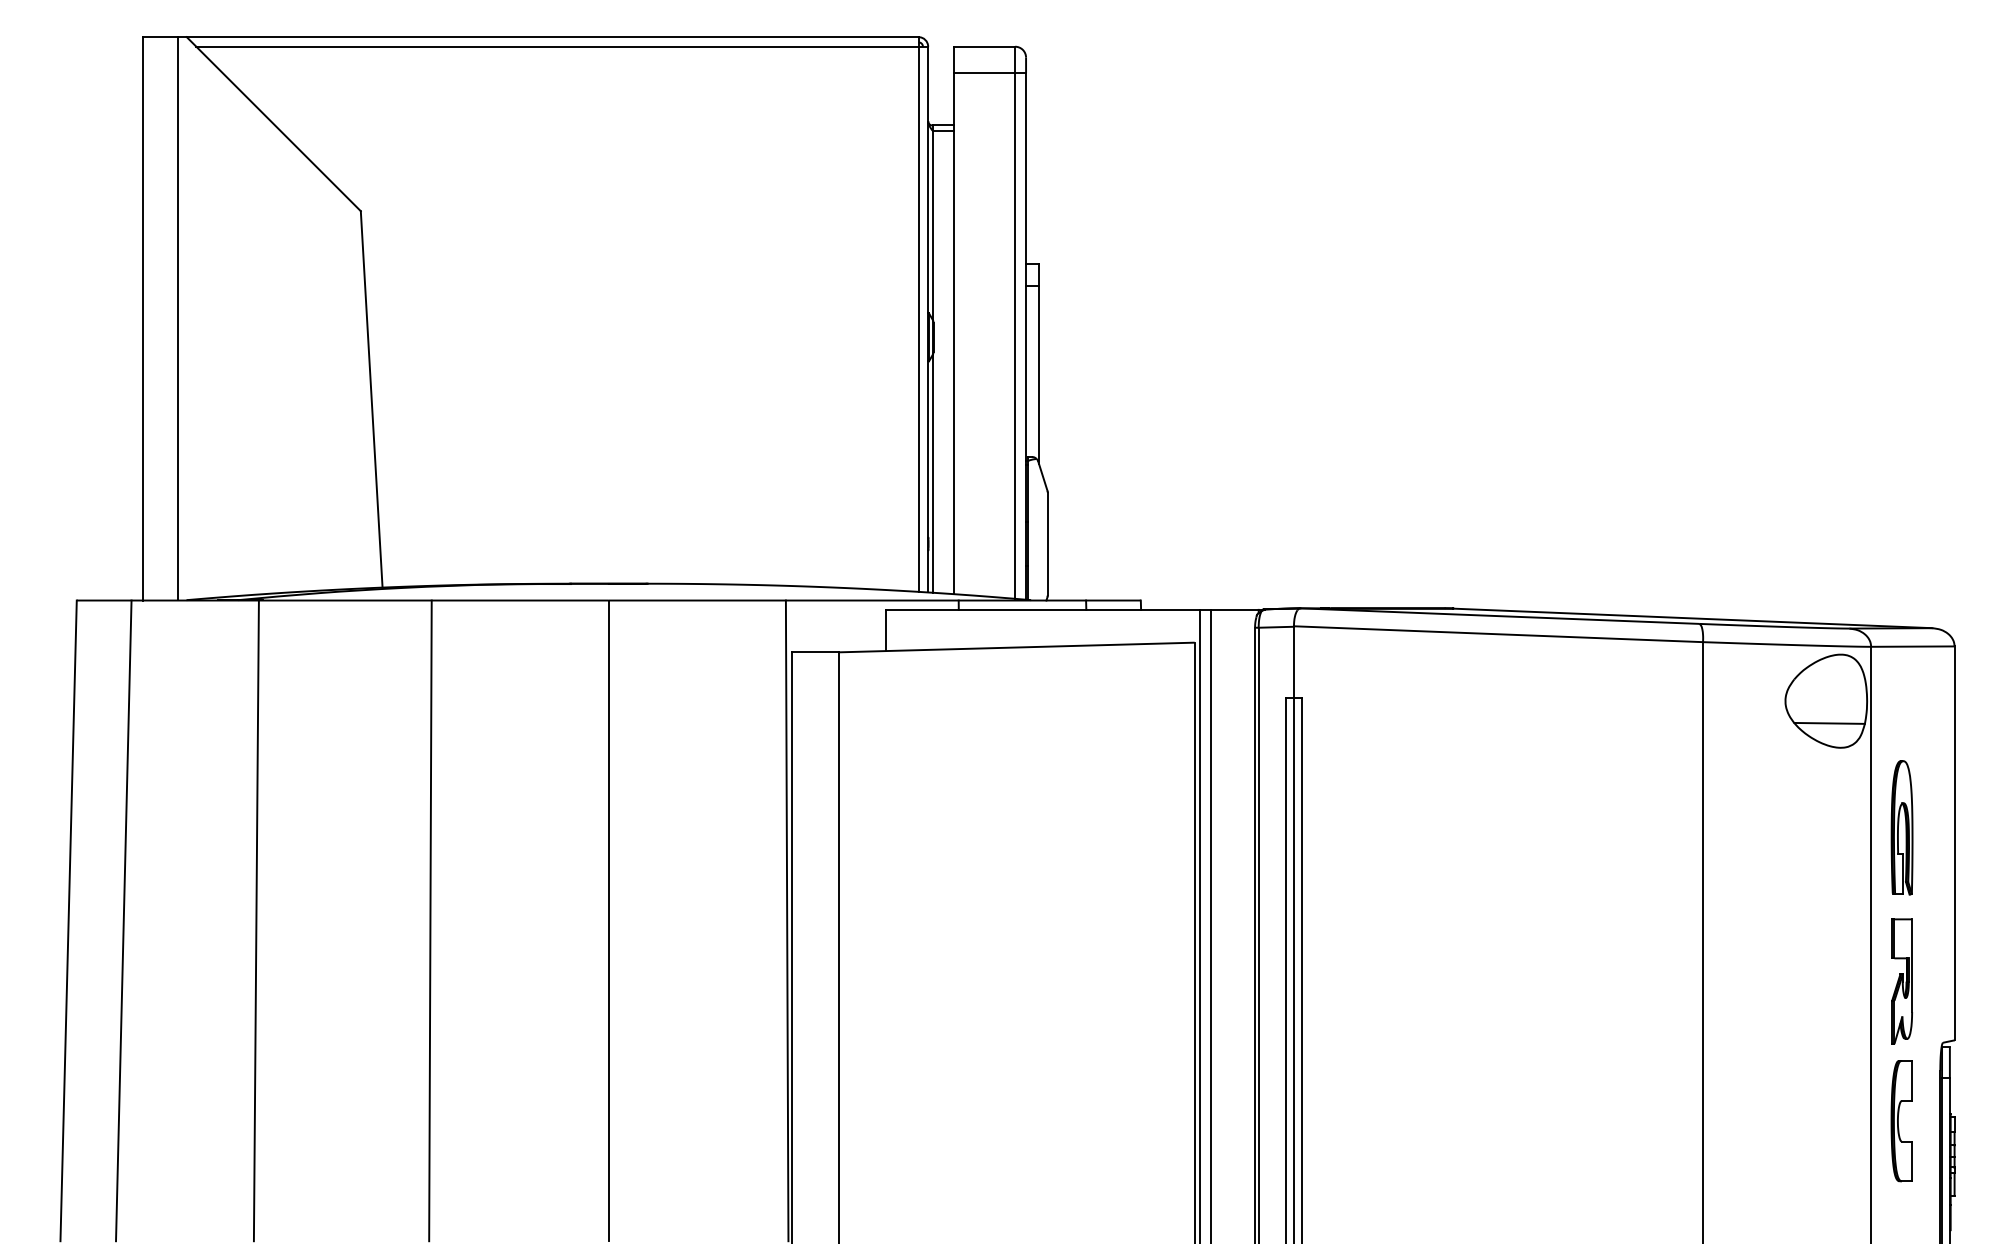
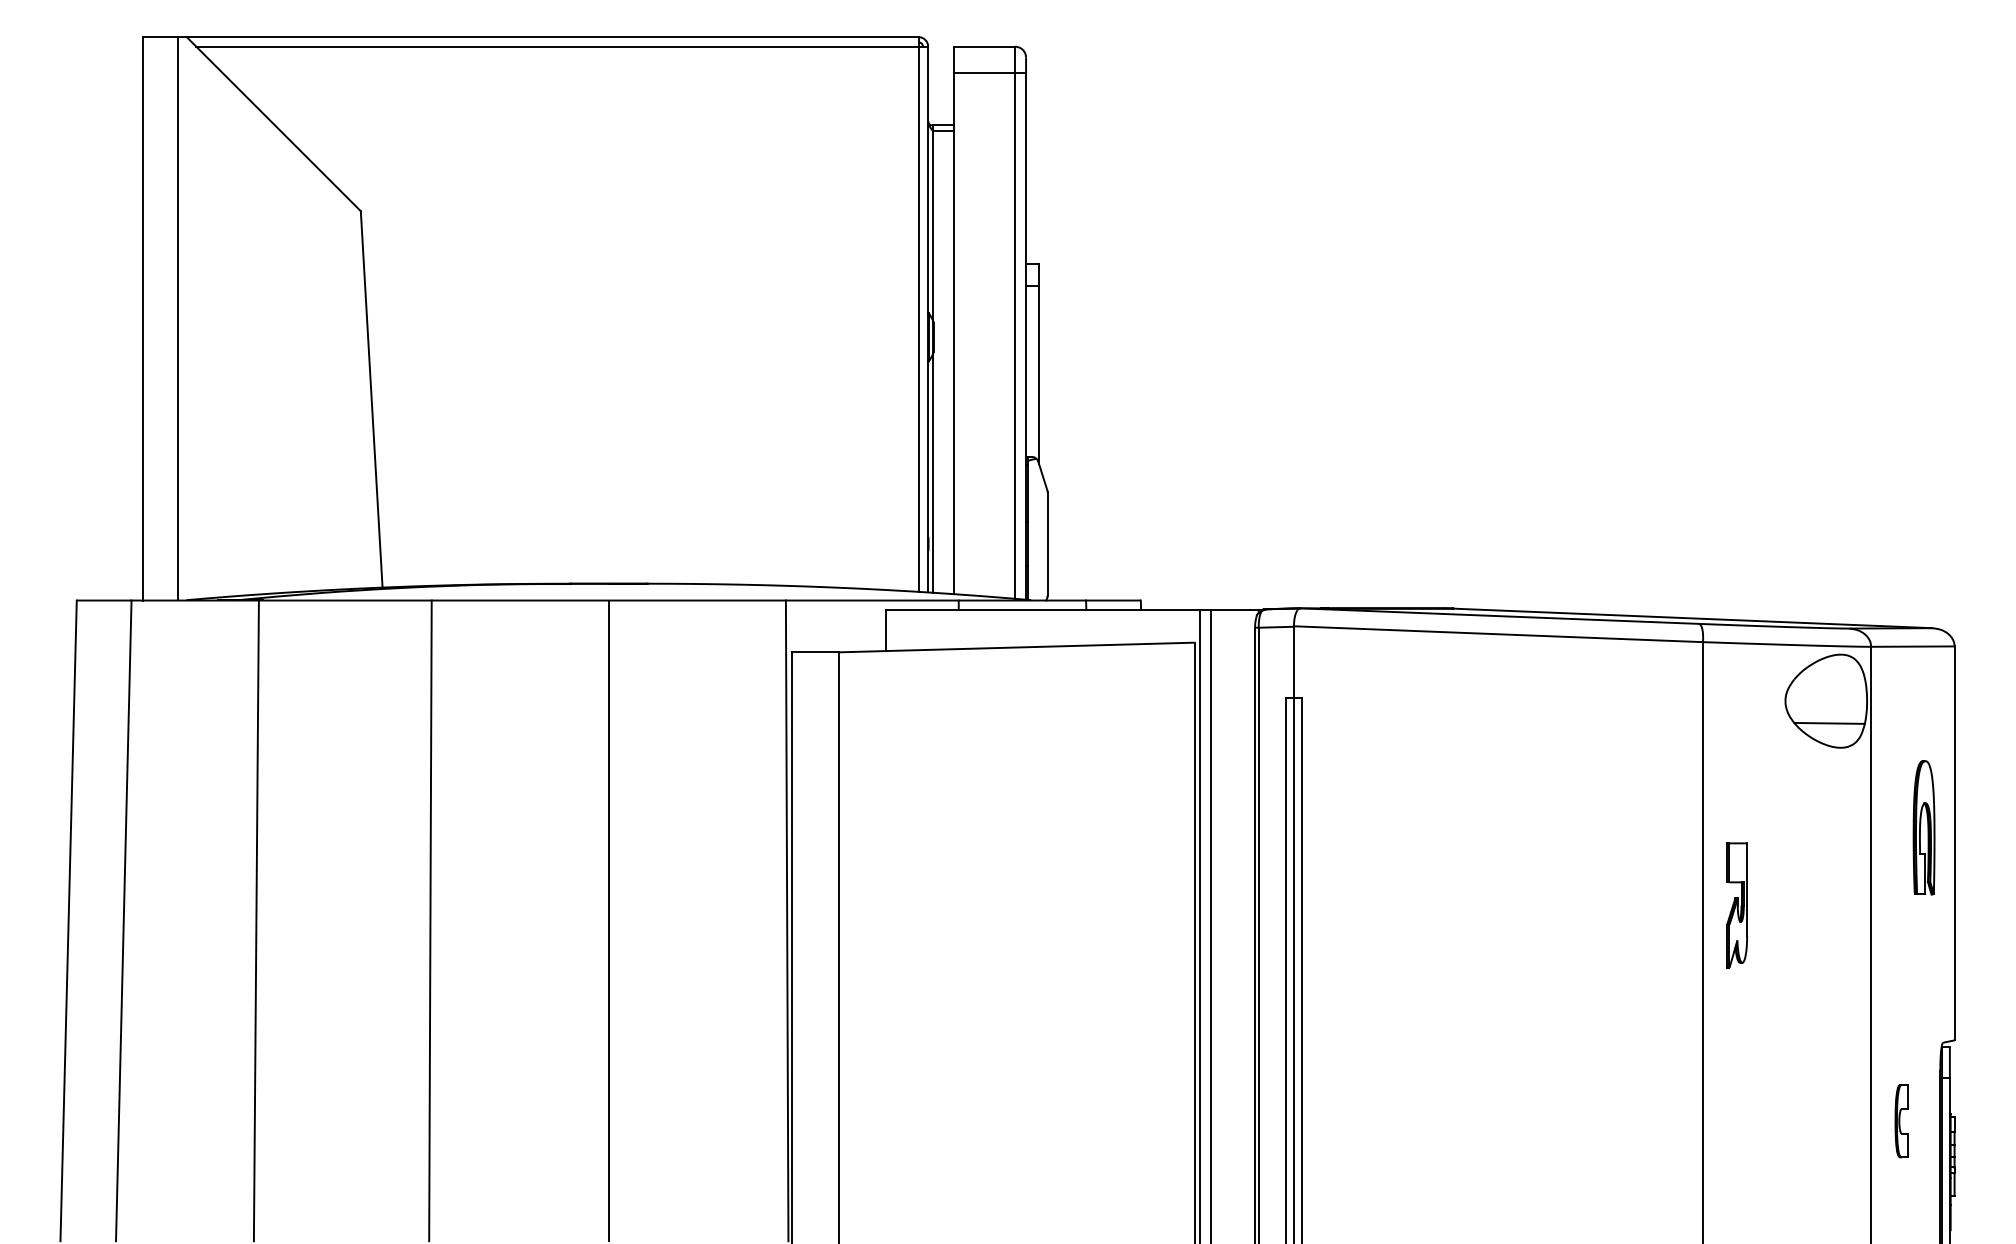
part position: (1901, 827) -> (1923, 827) (1923, 827)
part position: (1901, 981) -> (1736, 905) (1736, 905)
part size: 23x123 px -> 15x75 px (1901, 1121)
